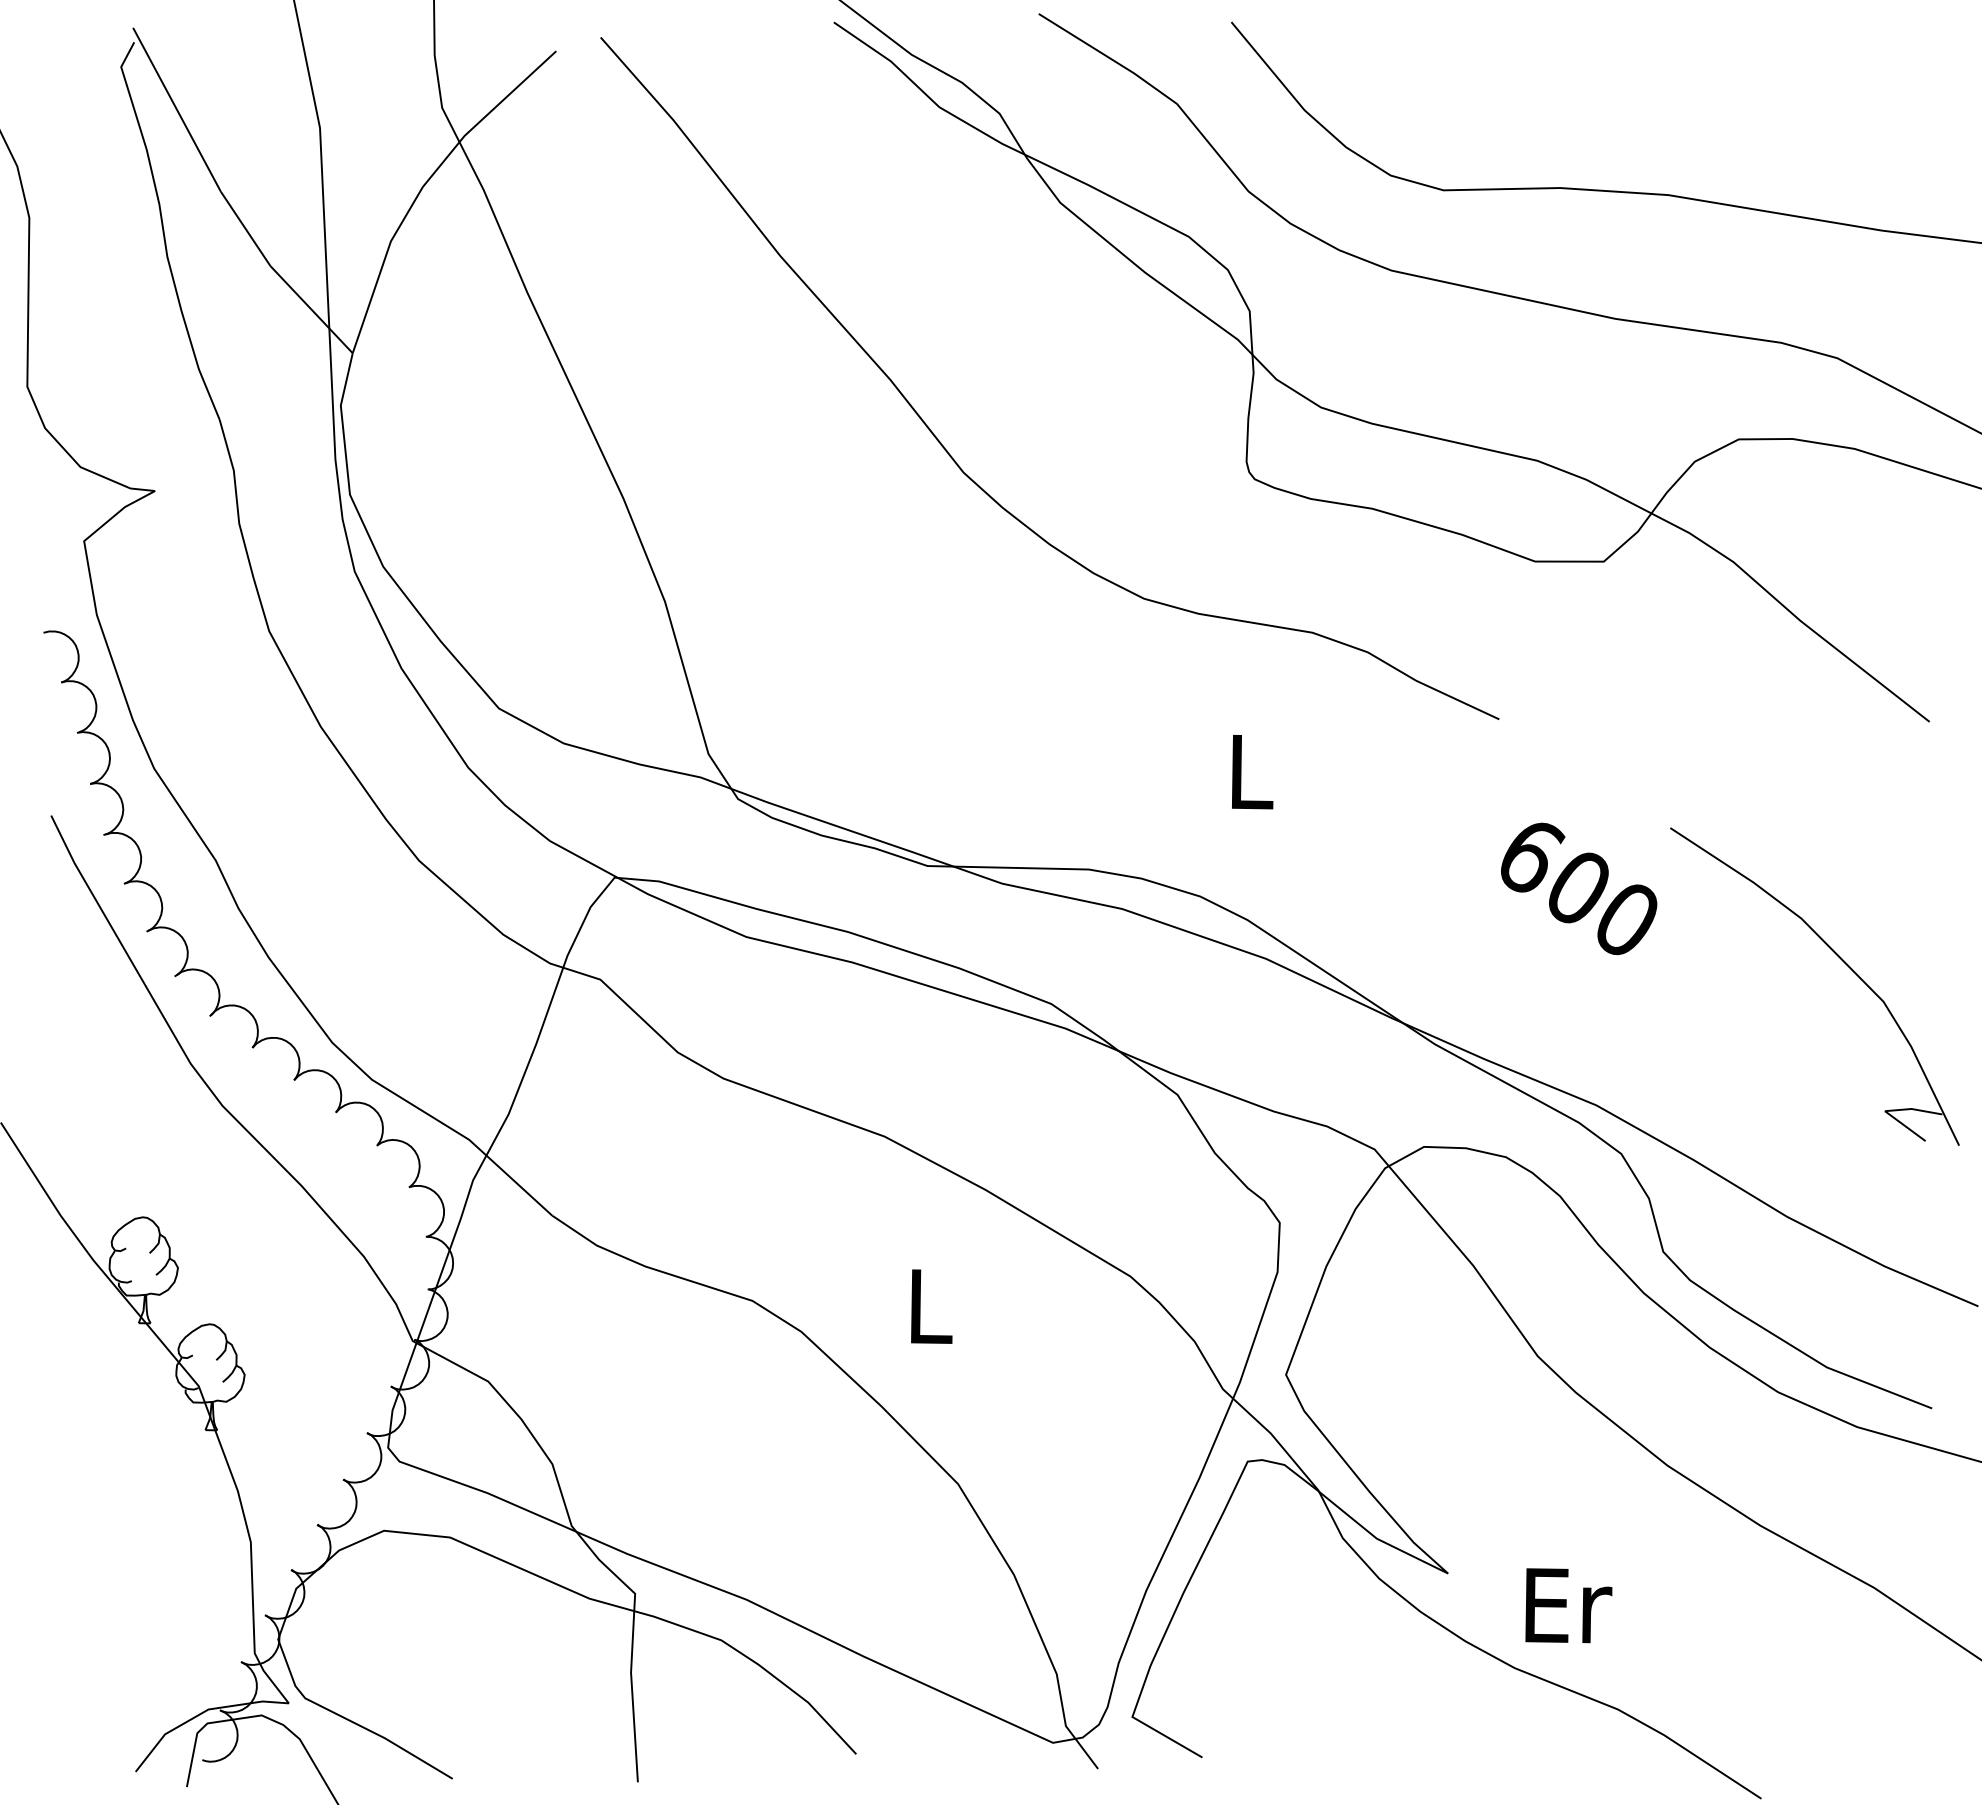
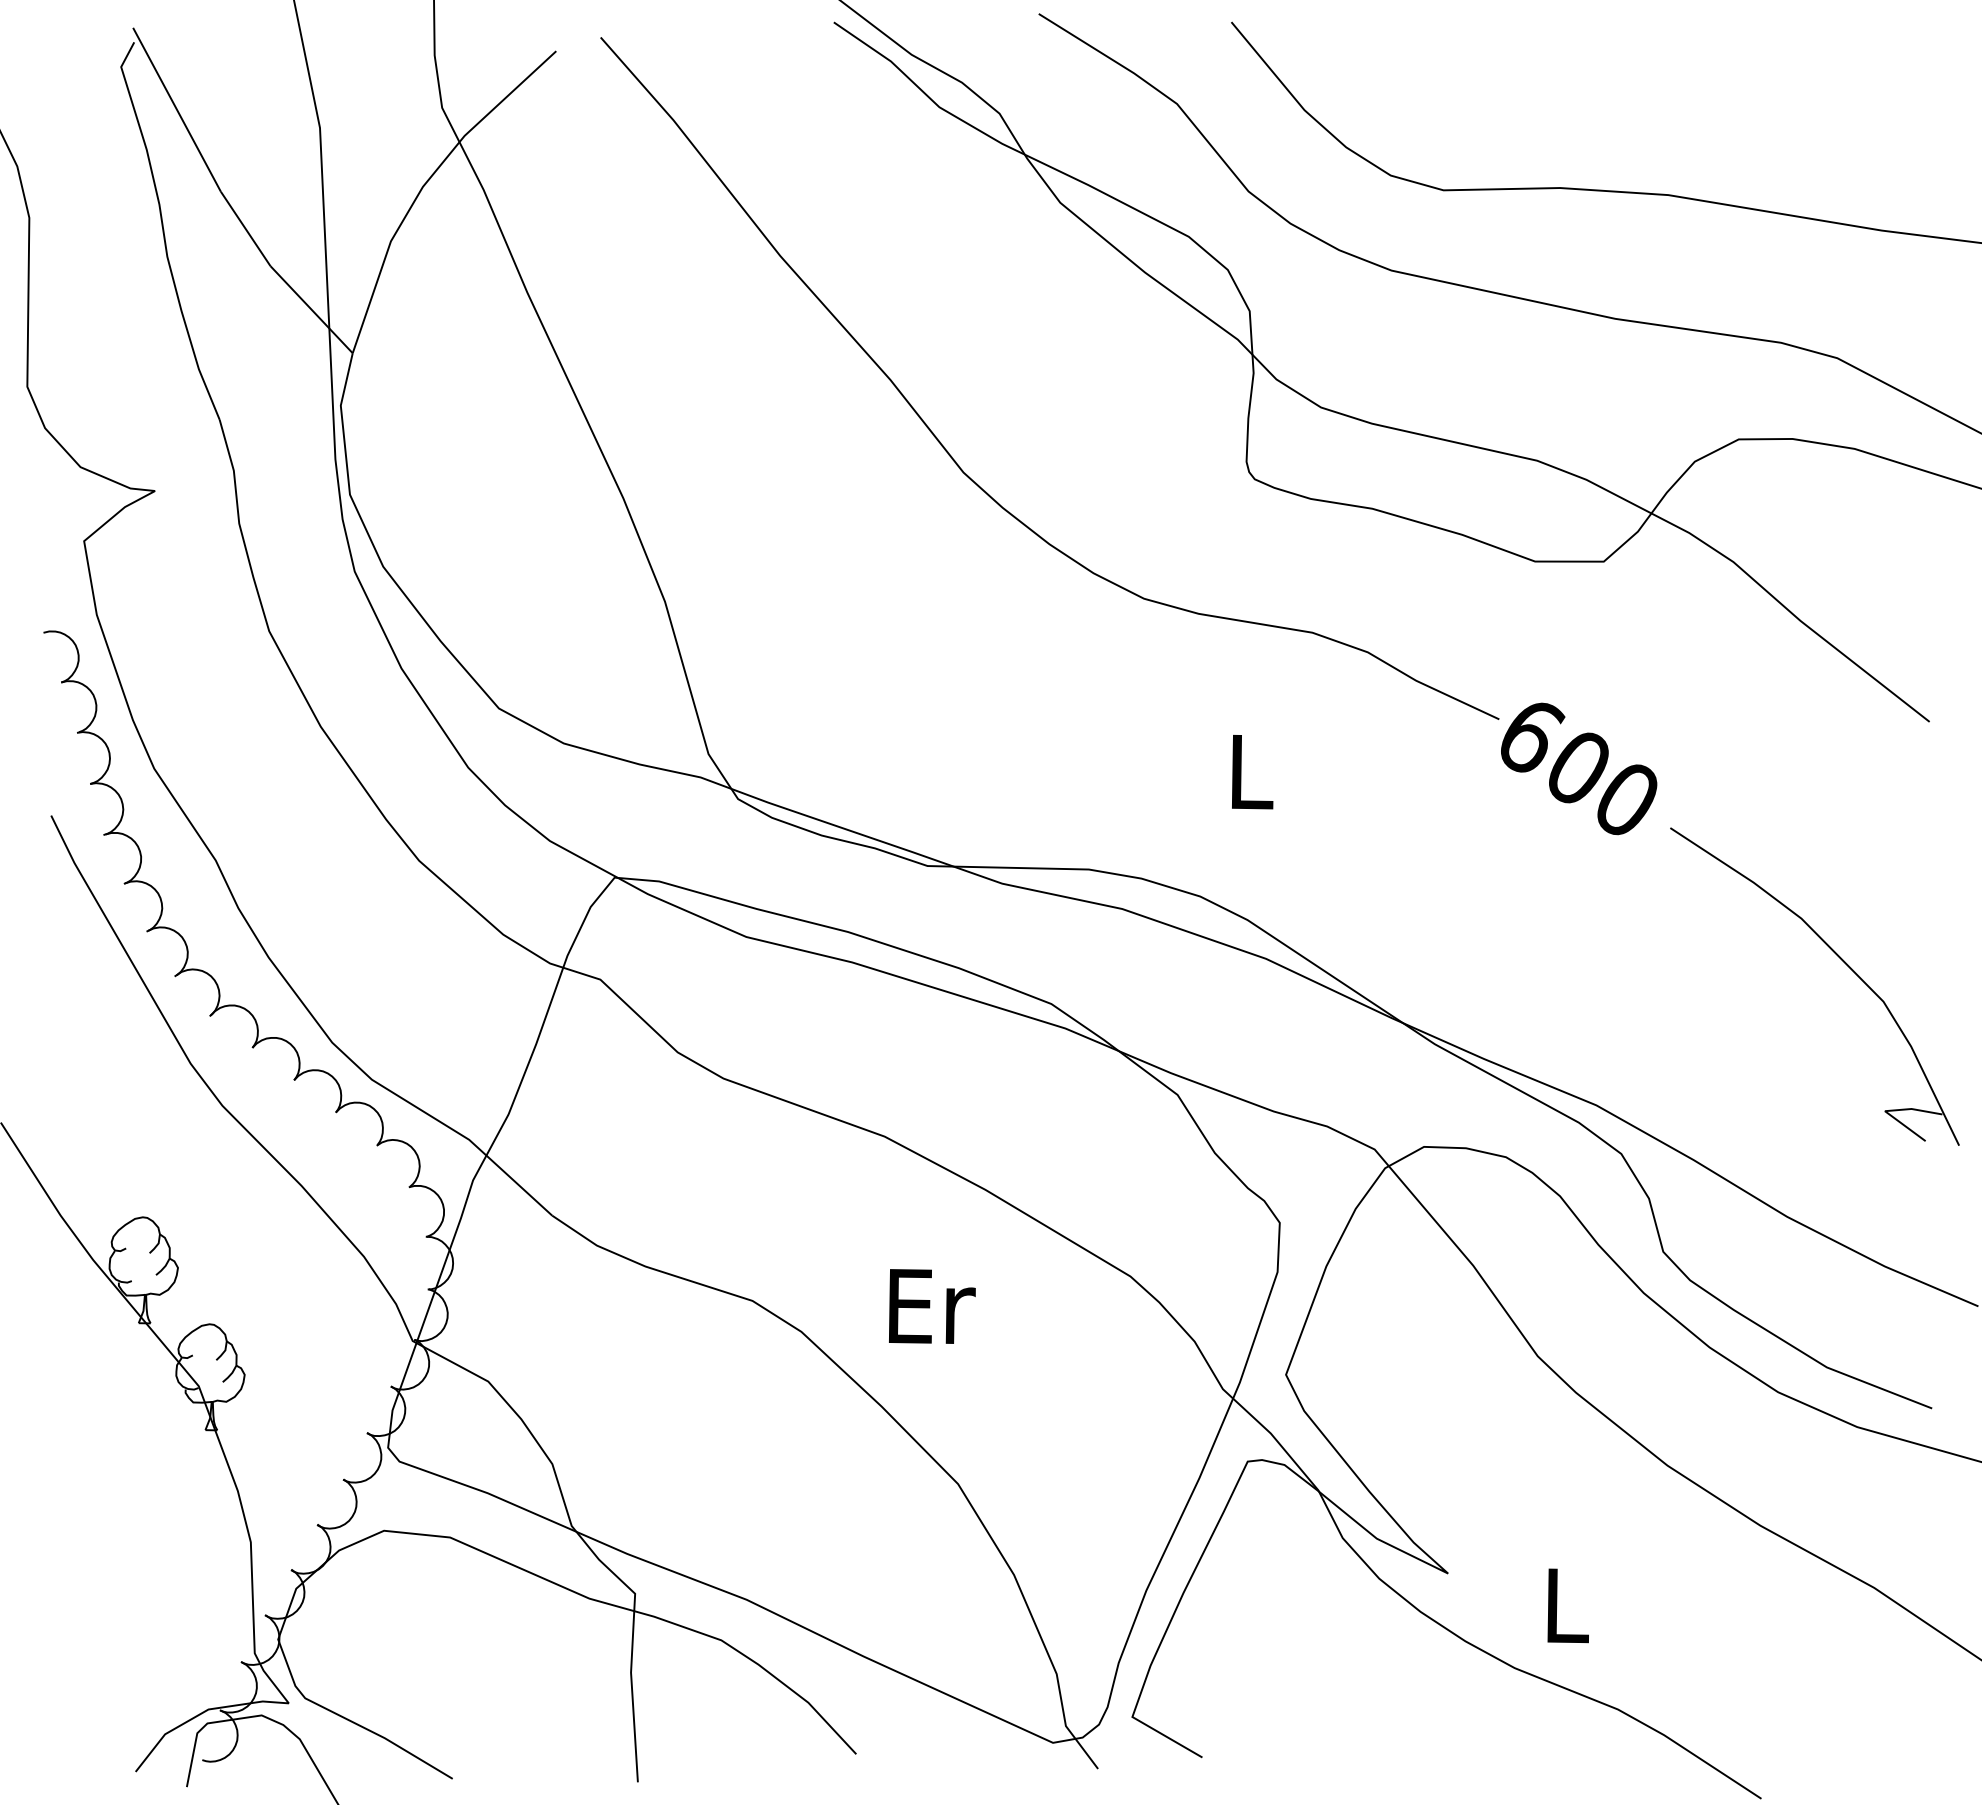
text position: (1579, 888) -> (1579, 768) (1579, 768)
text: L -> Er (932, 1306)
text: Er -> L (1568, 1605)
